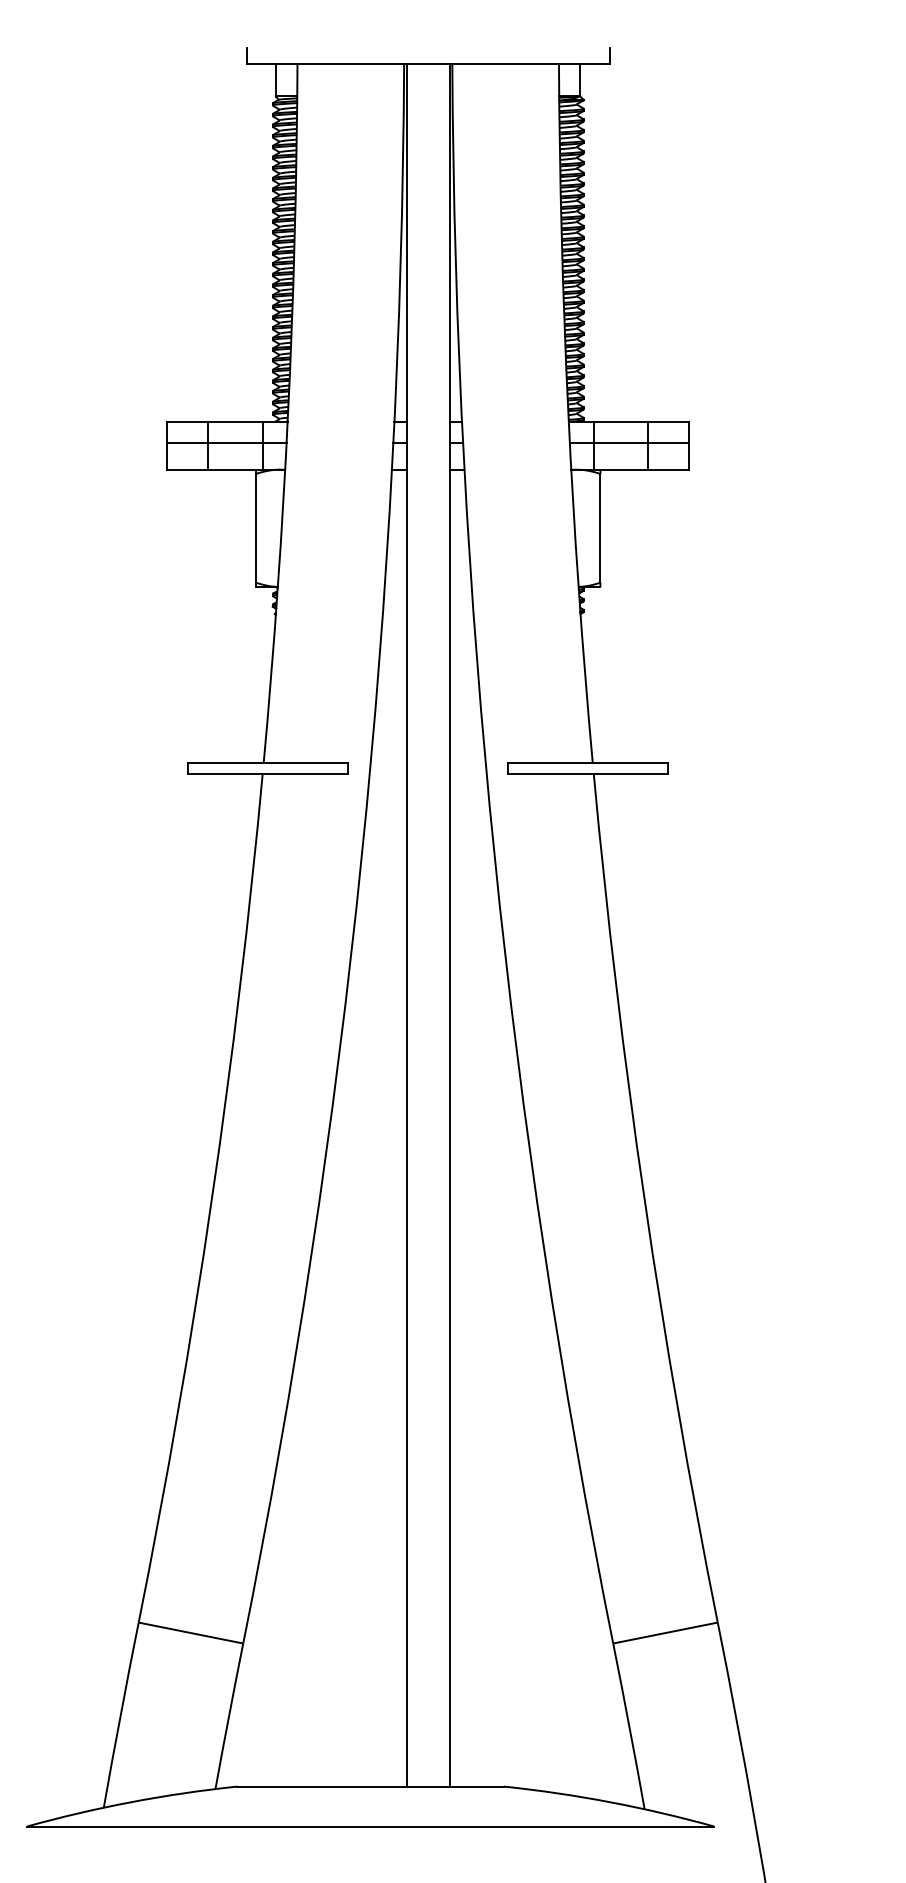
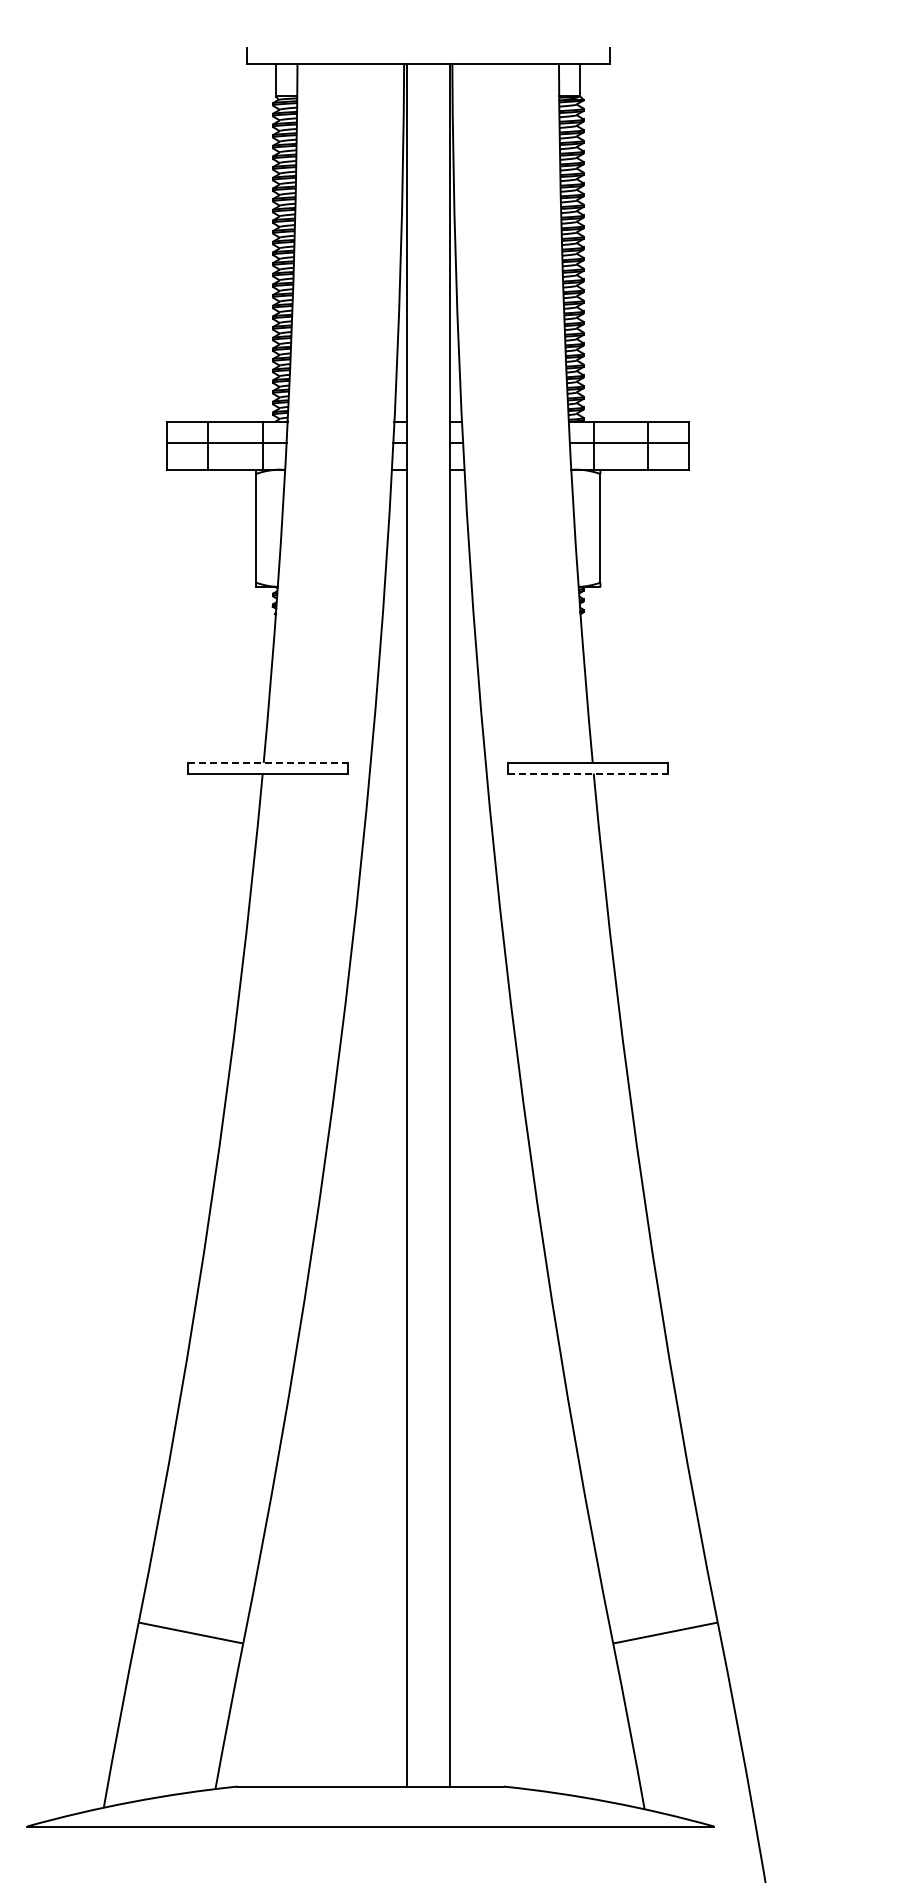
line: solid -> dashed (268, 762)
line: solid -> dashed (588, 773)
